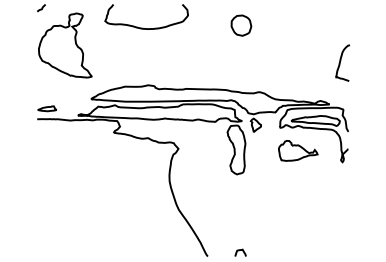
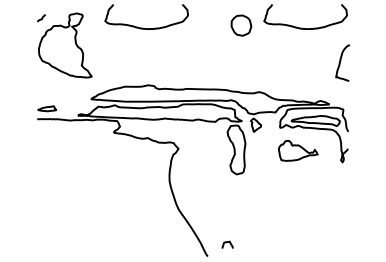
curve position: (41, 8) -> (41, 18) (41, 18)
curve: none -> present (301, 27)
curve position: (239, 251) -> (226, 243) (226, 243)
